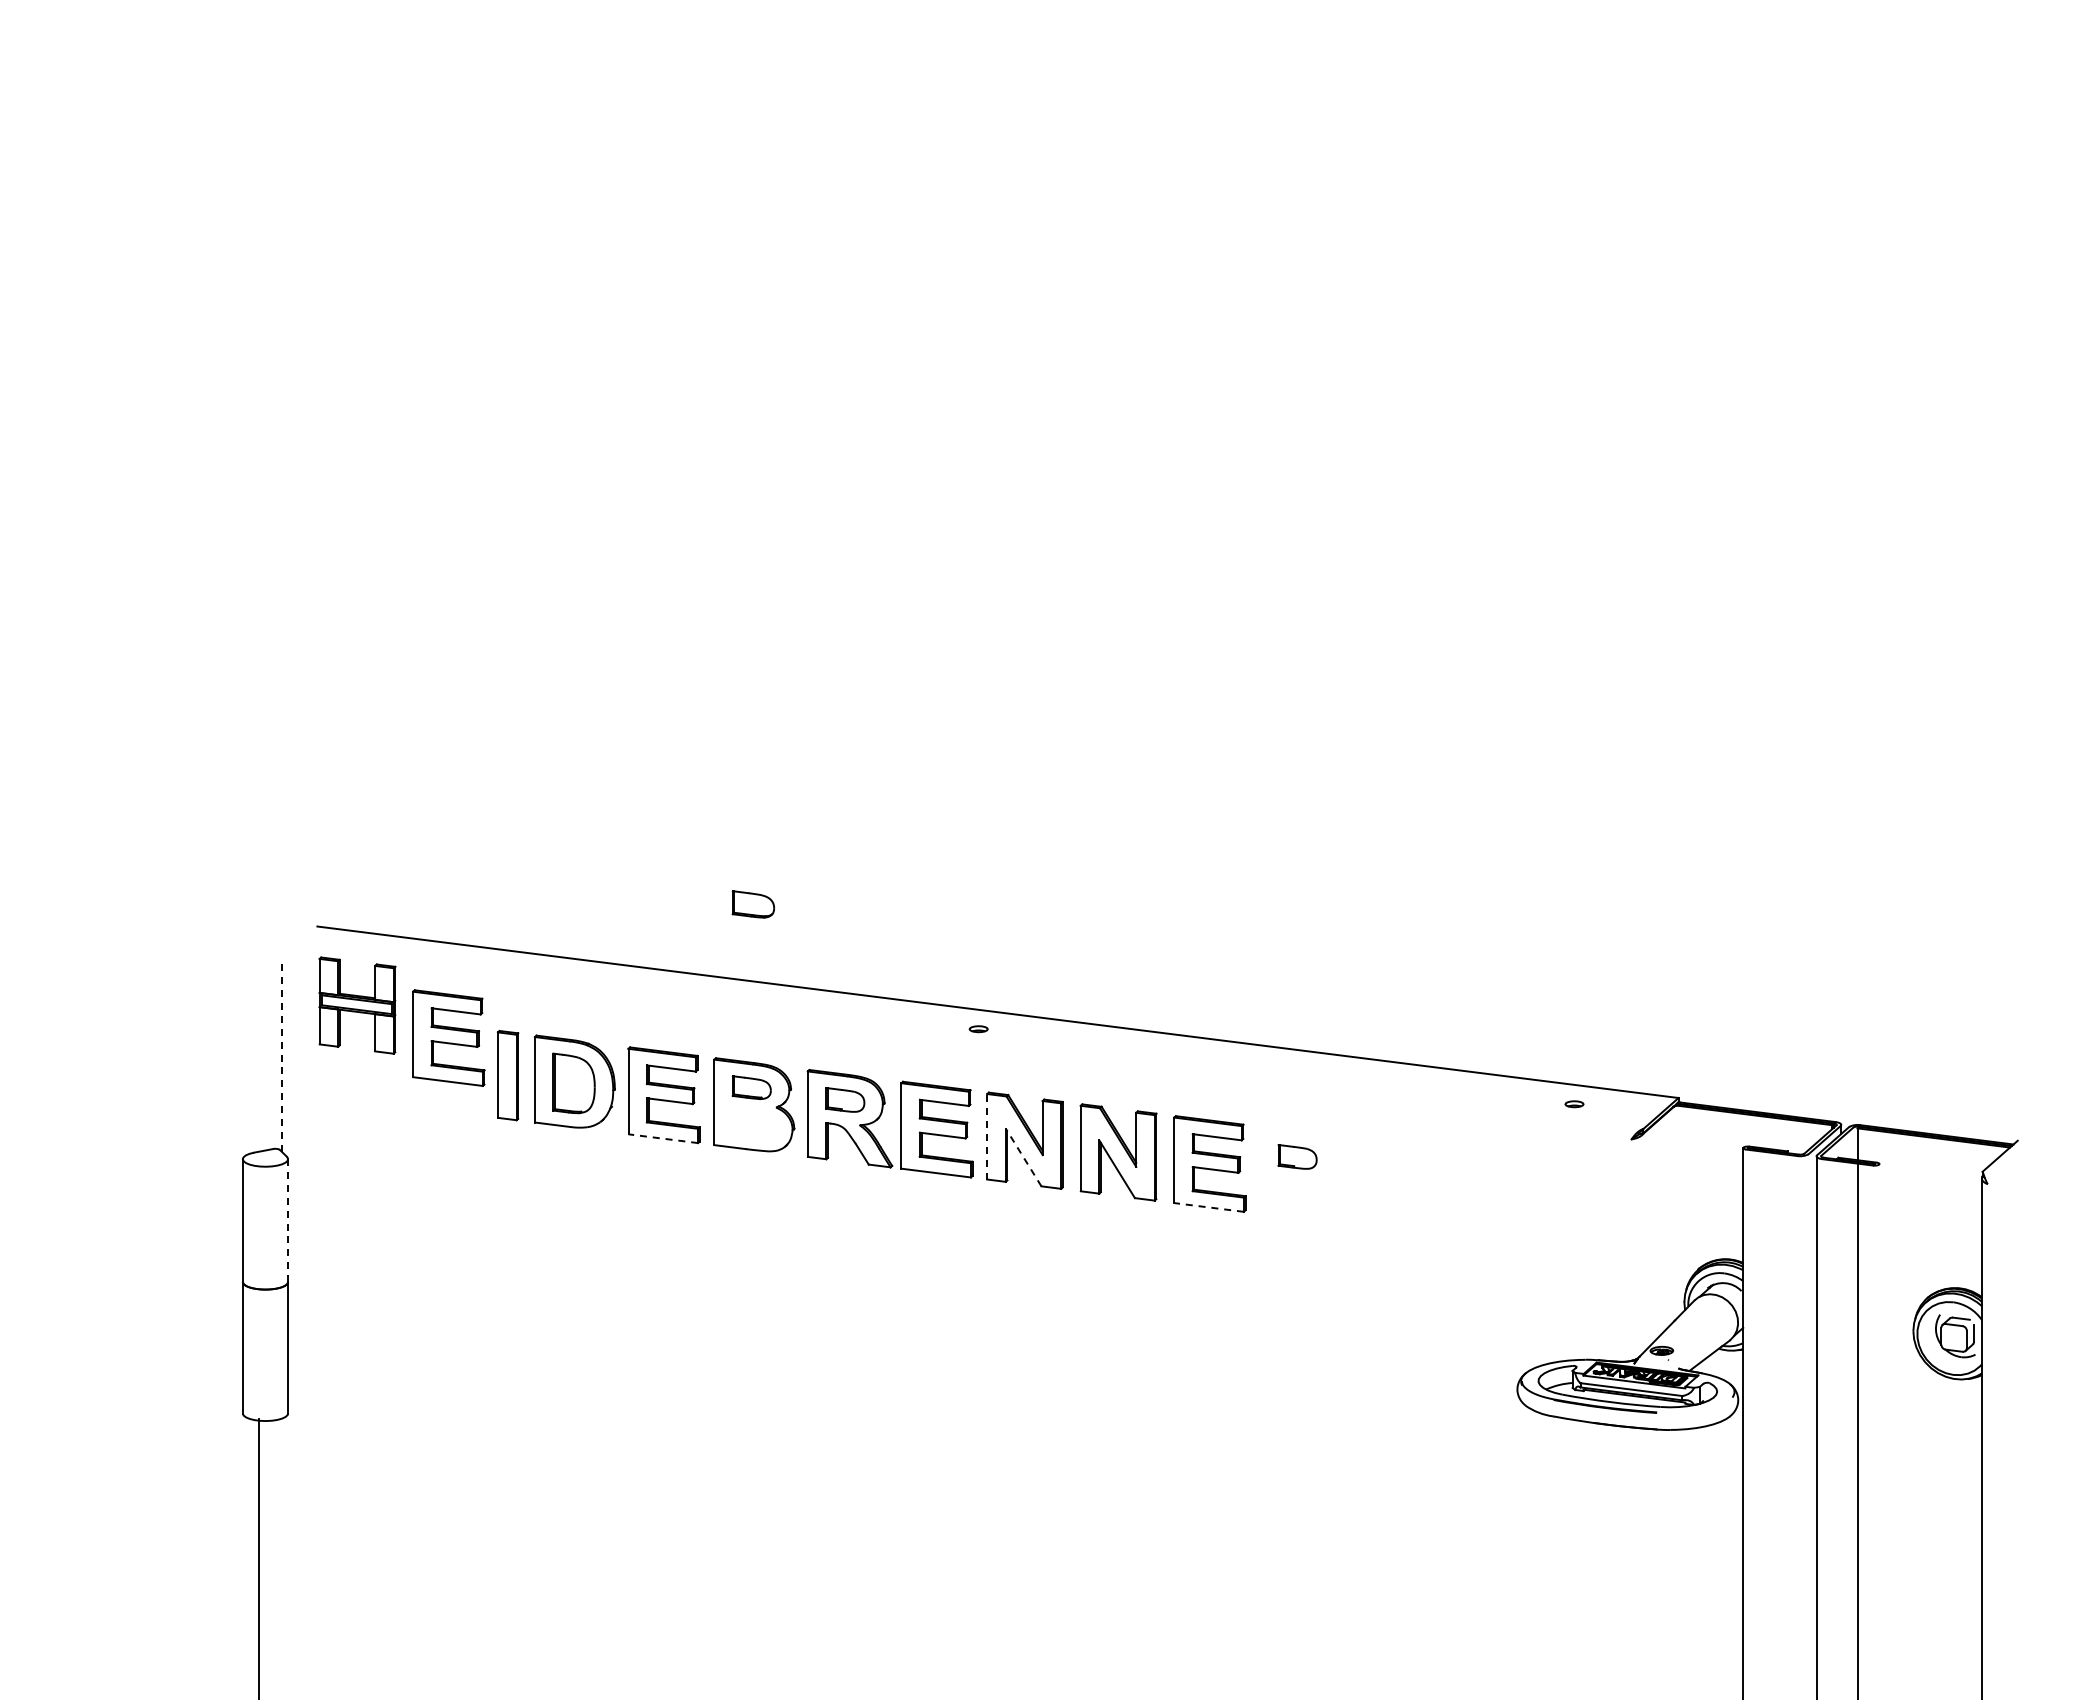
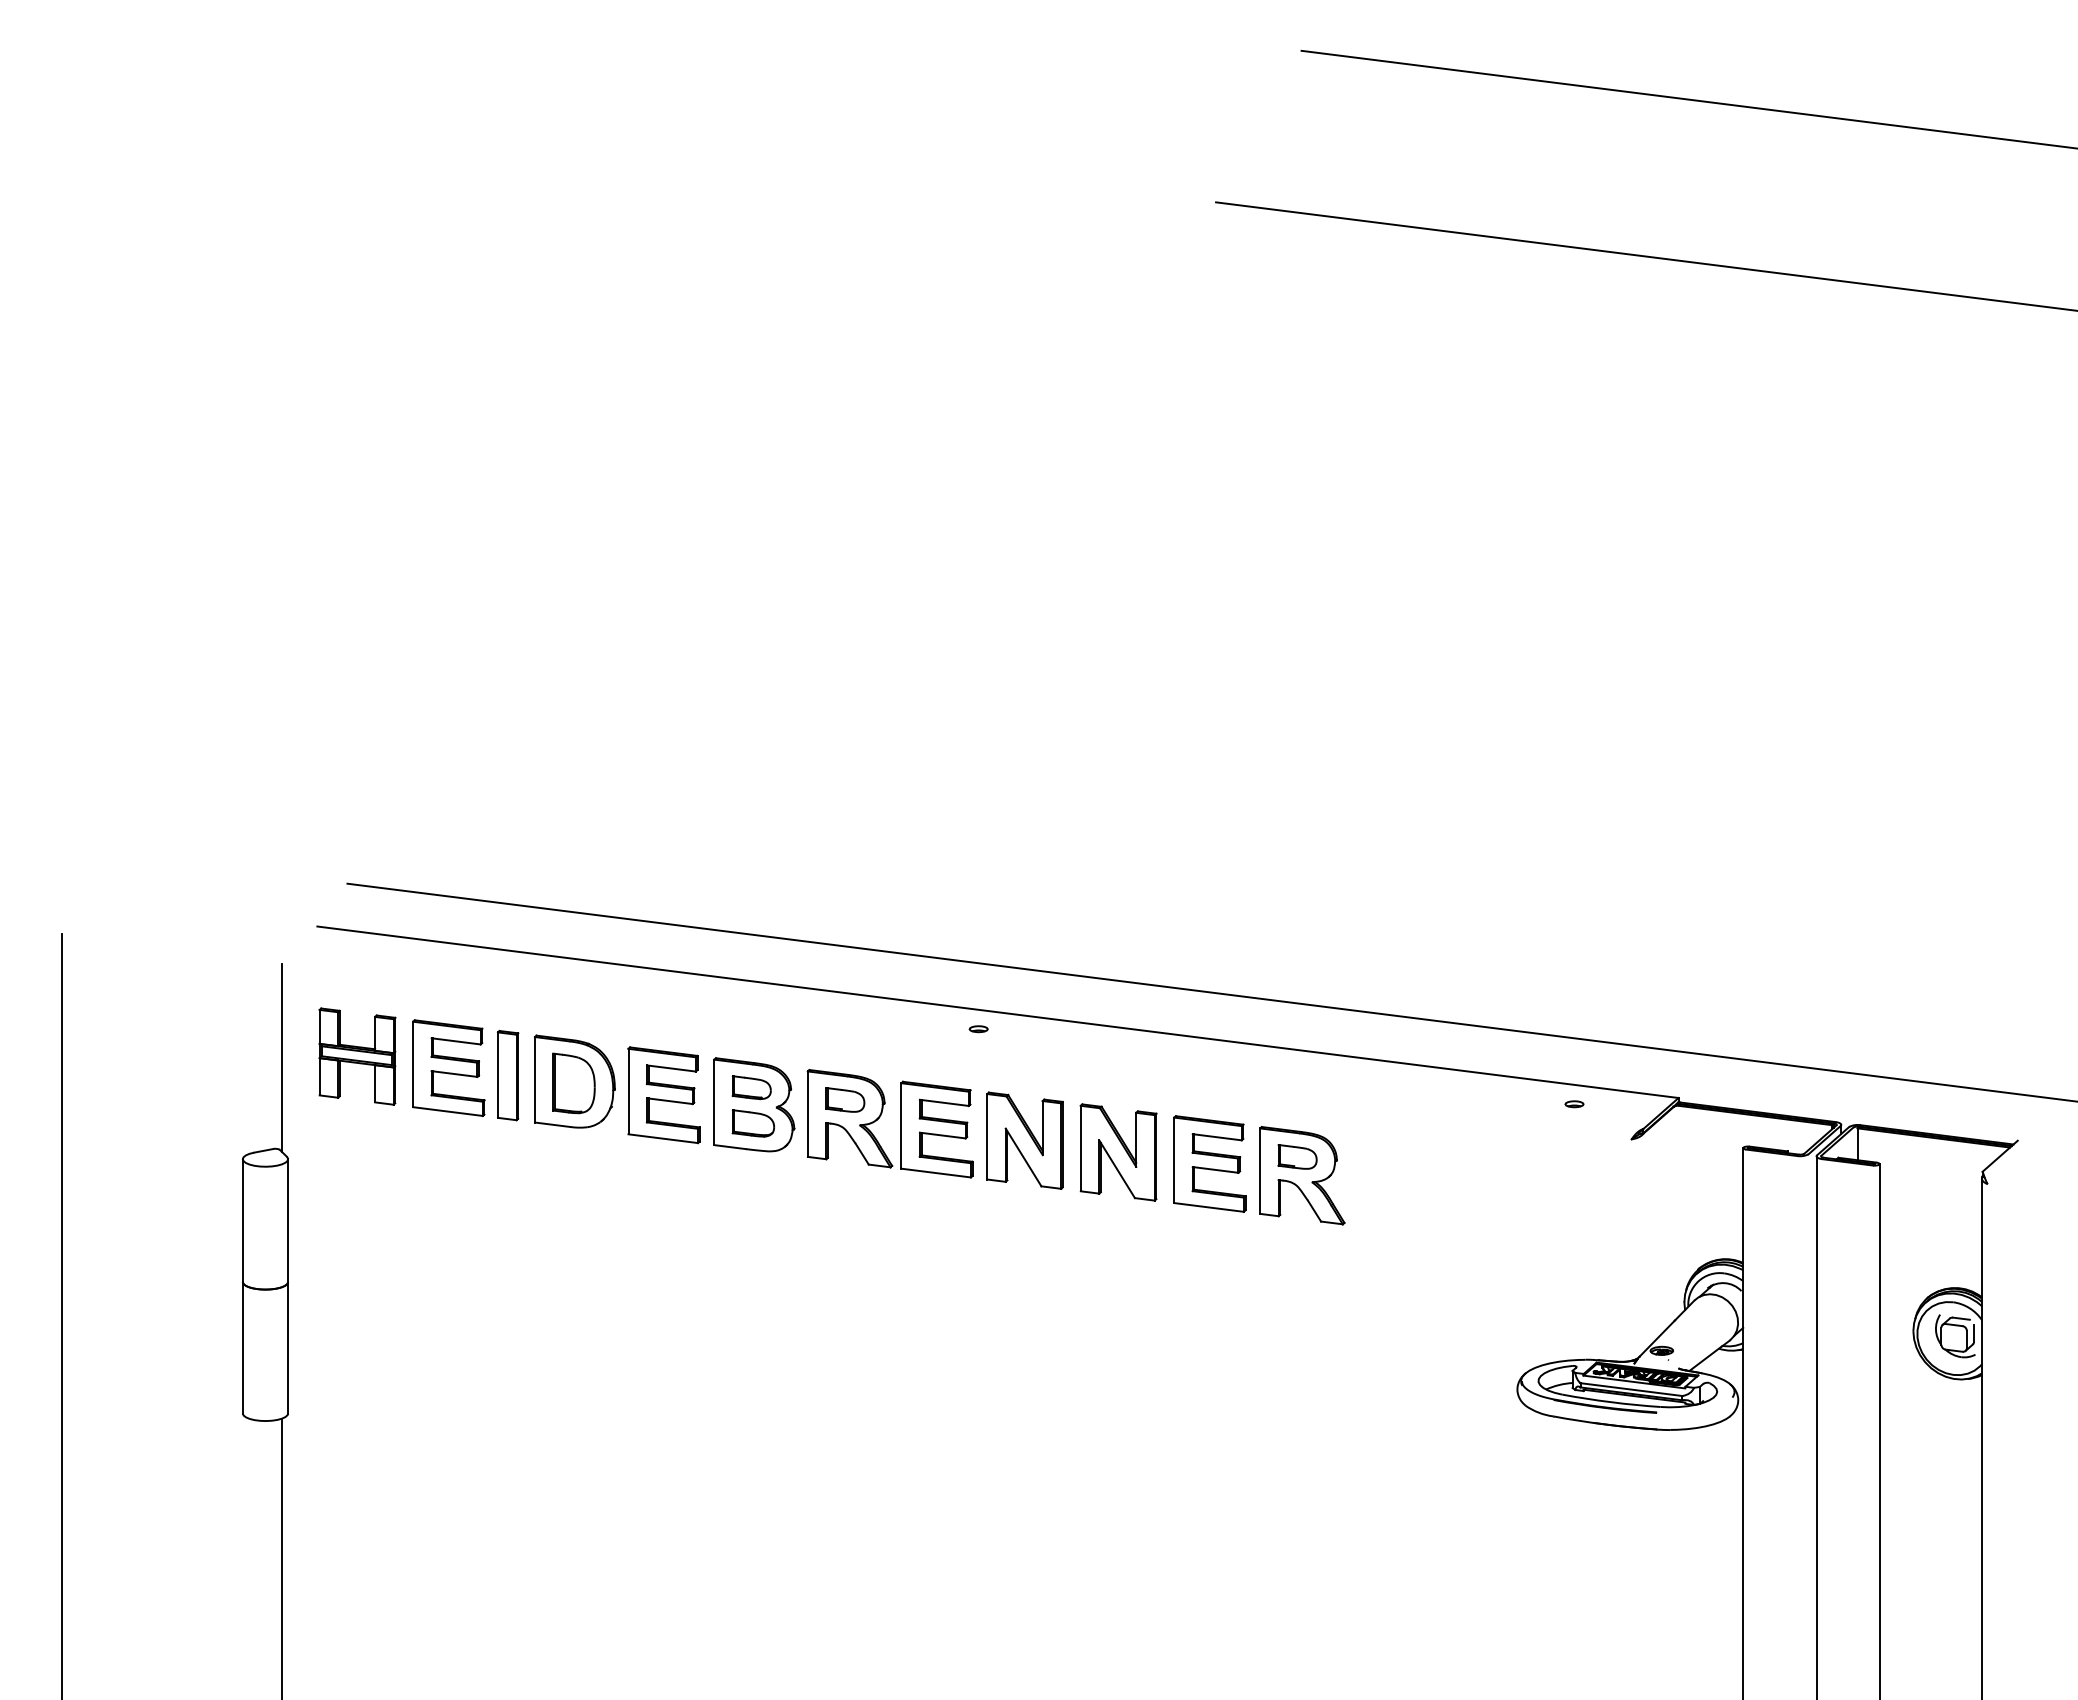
line: none -> present (1687, 99)
line: none -> present (1645, 256)
part position: (753, 904) -> (753, 1123) (753, 1123)
line: none -> present (1210, 992)
part position: (357, 1005) -> (357, 1056) (357, 1056)
part position: (448, 1037) -> (448, 1067) (448, 1067)
line: dashed -> solid (281, 1057)
line: dashed -> solid (987, 1136)
line: dashed -> solid (662, 1138)
line: dashed -> solid (1023, 1157)
part: none -> present (1302, 1175)
line: dashed -> solid (1208, 1207)
line: dashed -> solid (288, 1220)
line: none -> present (62, 1315)
line position: (1857, 1430) -> (1879, 1430) (1879, 1430)
line position: (258, 1557) -> (281, 1557) (281, 1557)
